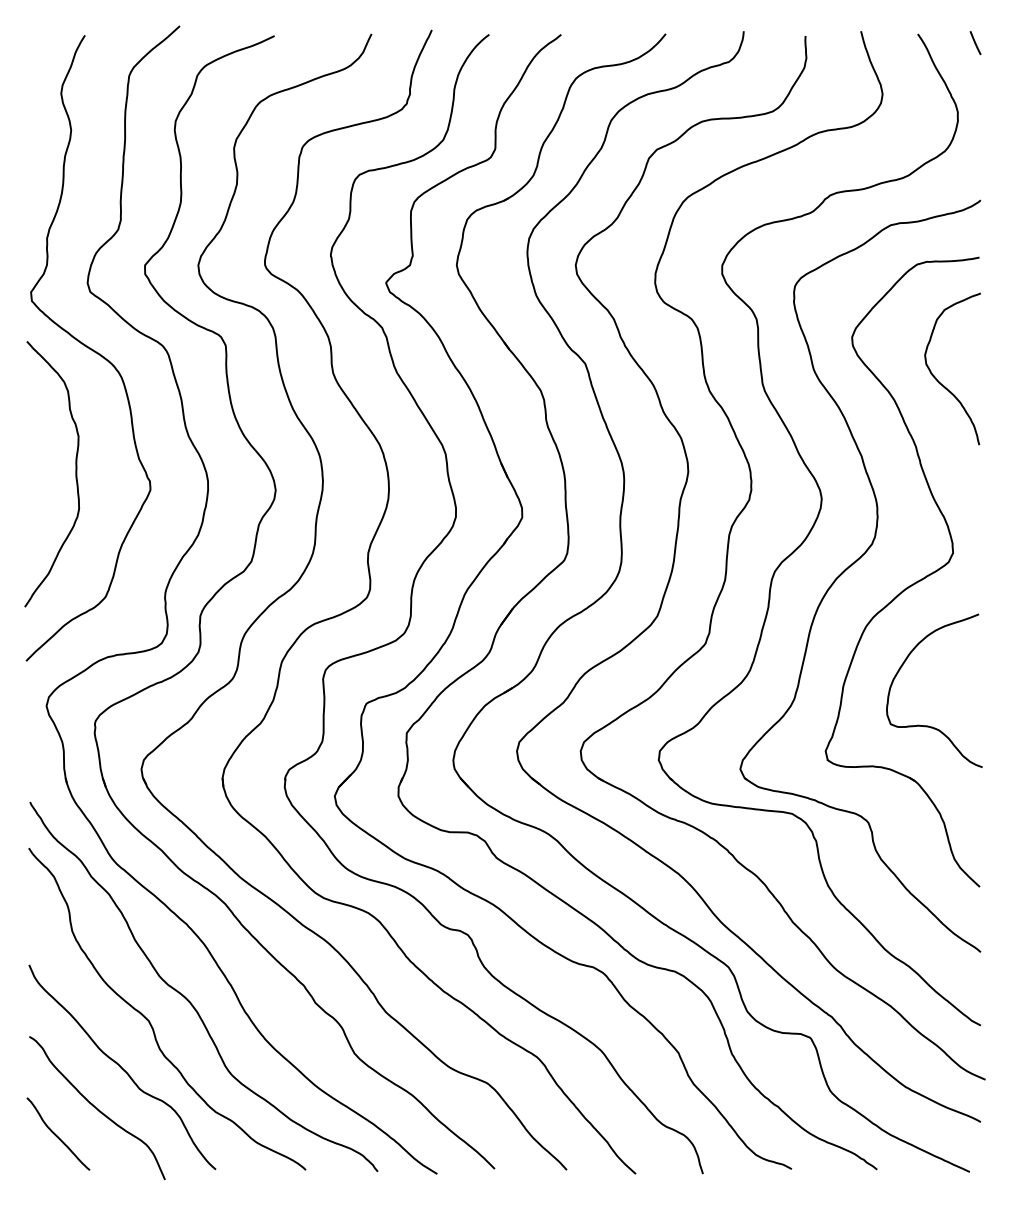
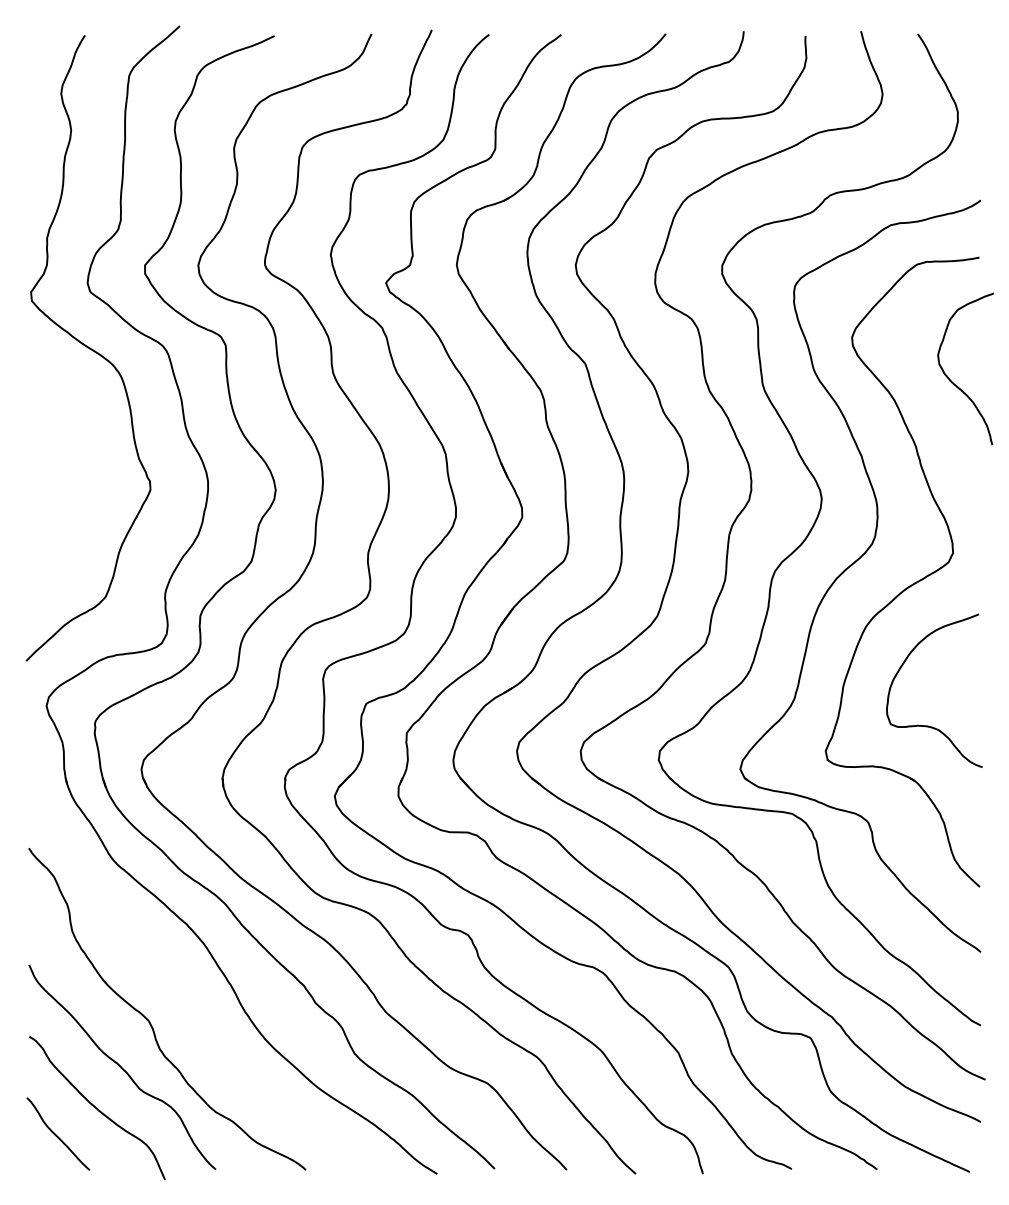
line: present -> none (975, 43)
curve position: (939, 381) -> (952, 381) (952, 381)
curve: present -> none (75, 474)
curve: present -> none (189, 1000)
